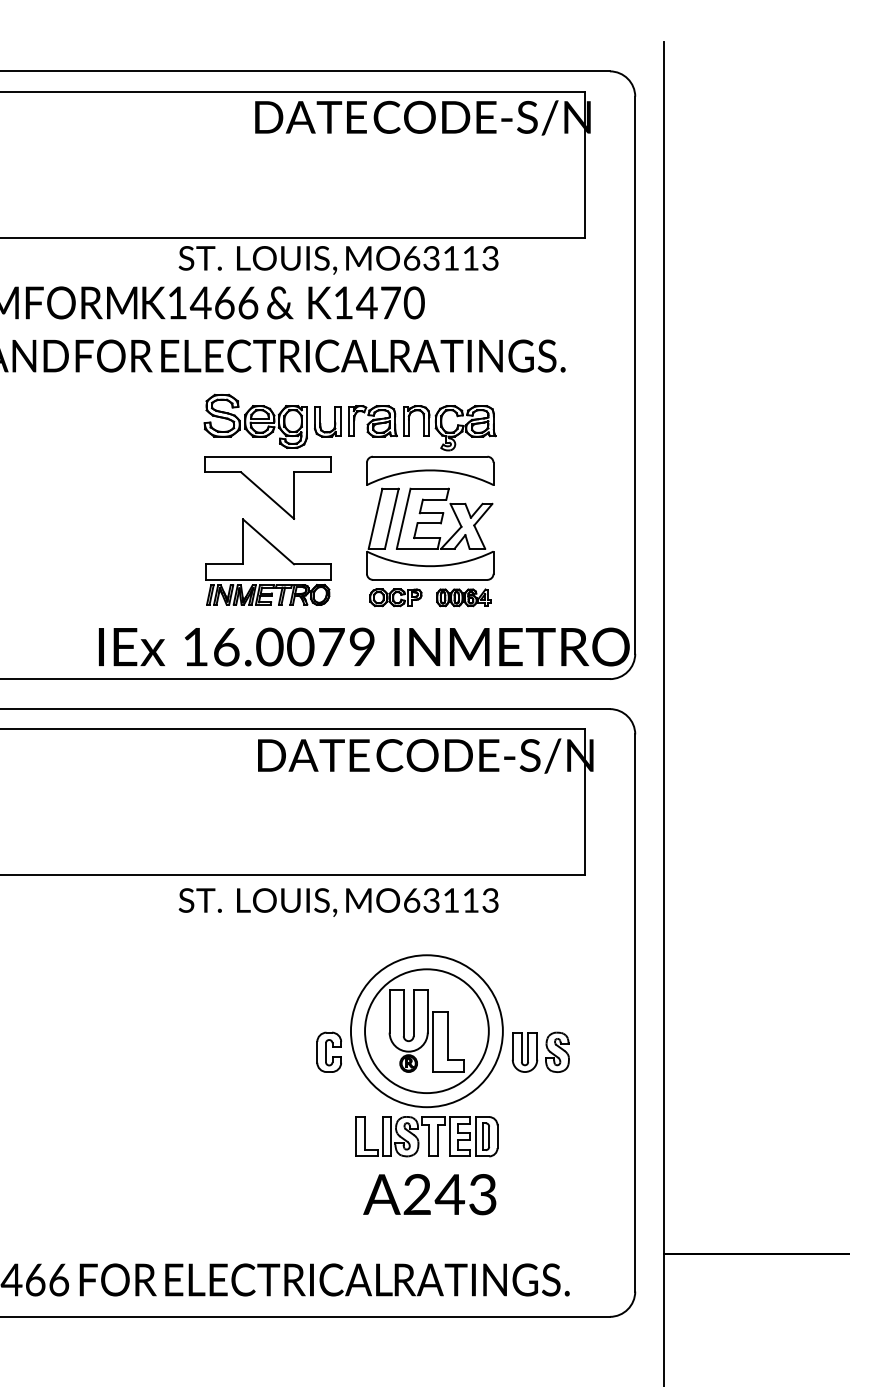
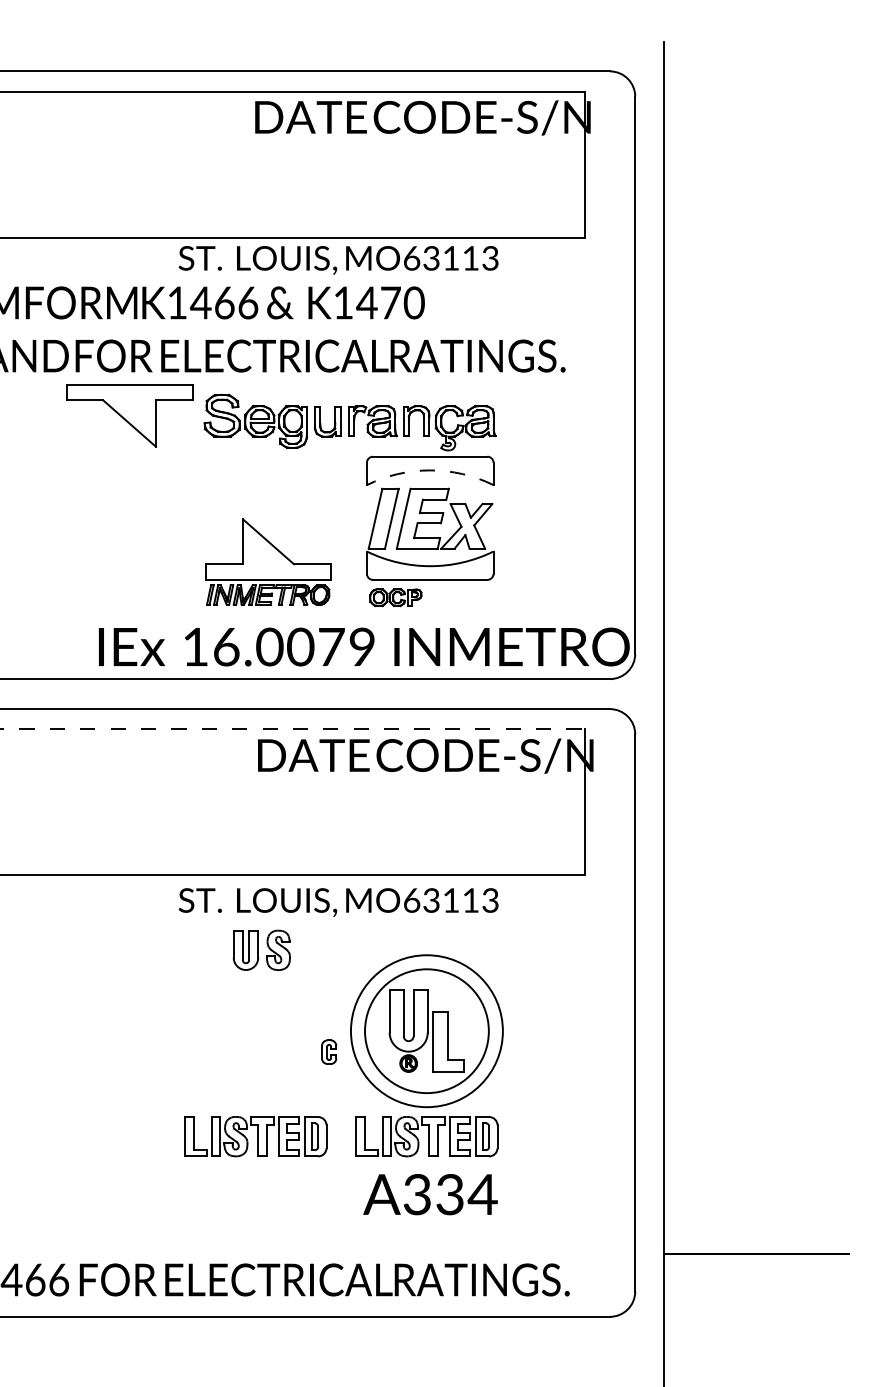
arc: solid -> dashed (430, 470)
part position: (267, 487) -> (129, 415) (129, 415)
part: present -> none (463, 597)
line: solid -> dashed (292, 729)
part size: 26x42 px -> 17x26 px (329, 1051)
part position: (540, 1051) -> (261, 949) (261, 949)
part: none -> present (255, 1136)
text: A243 -> A334 (450, 1194)
